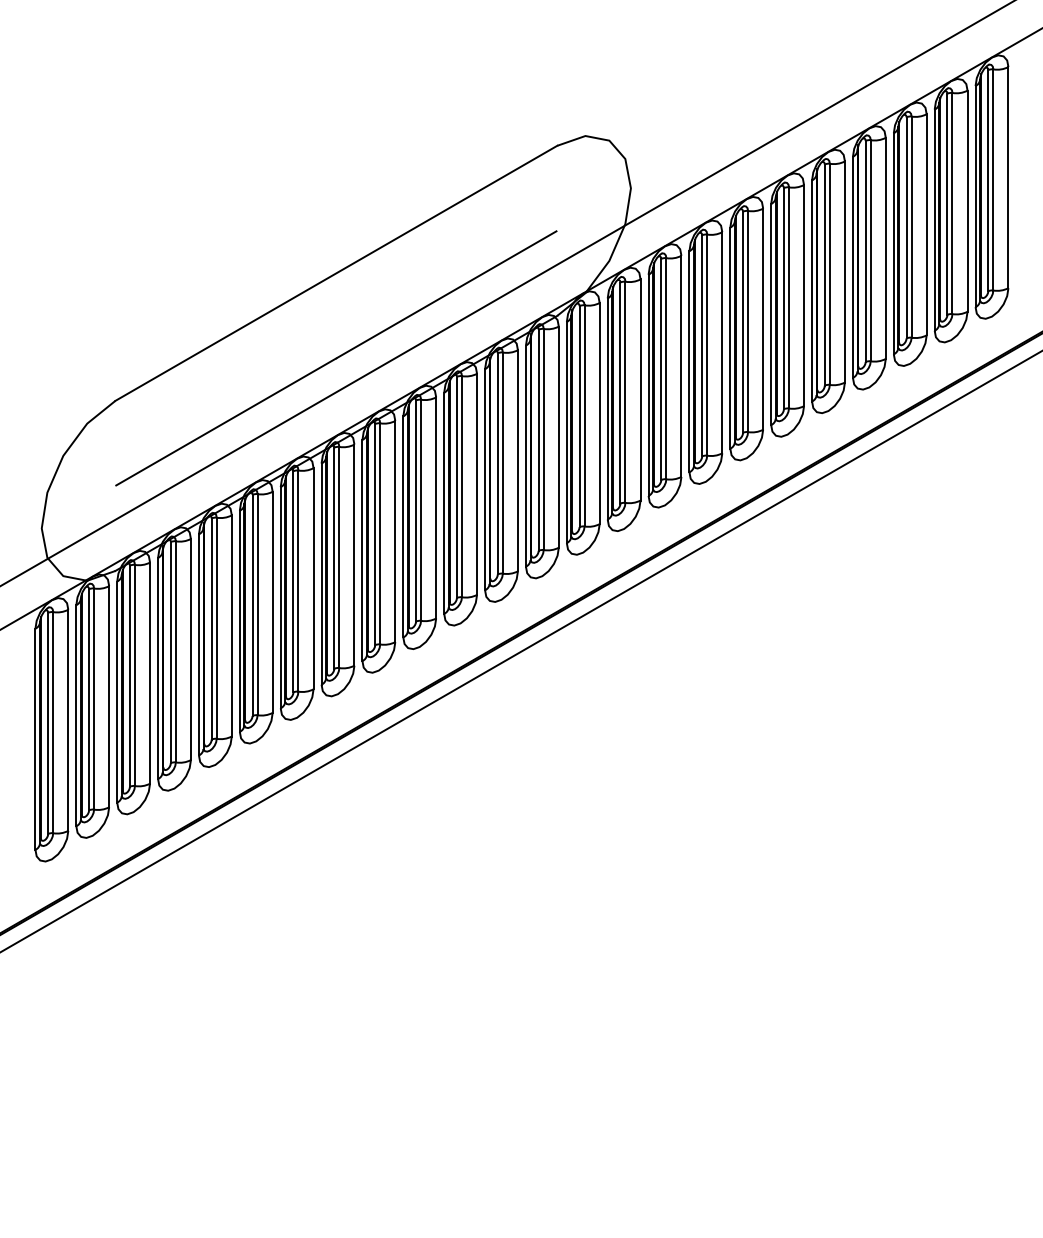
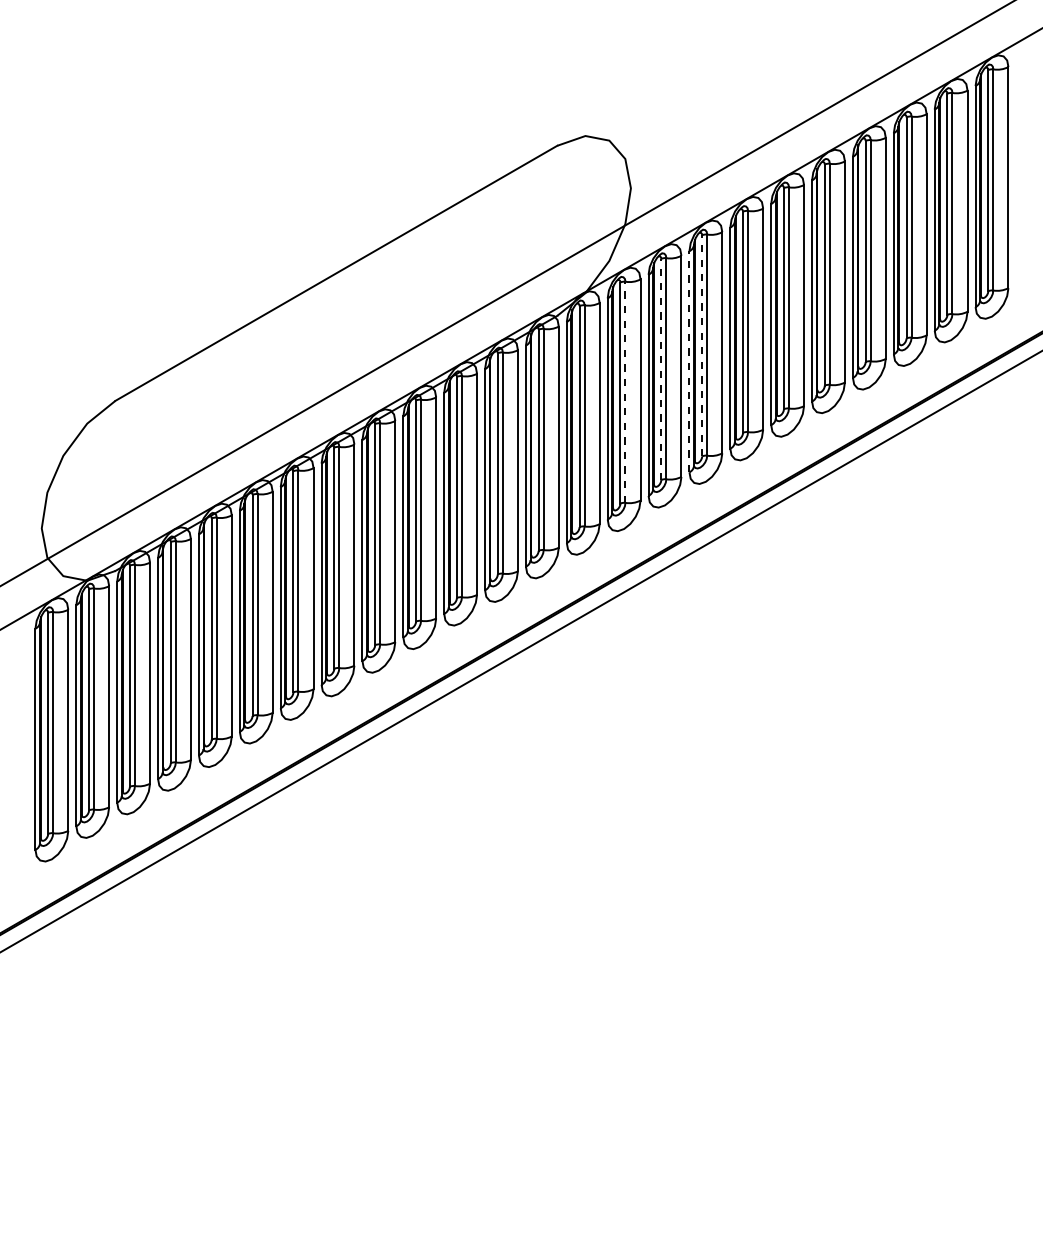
line: solid -> dashed (702, 345)
line: present -> none (336, 358)
line: solid -> dashed (689, 361)
line: solid -> dashed (661, 369)
line: solid -> dashed (625, 392)
